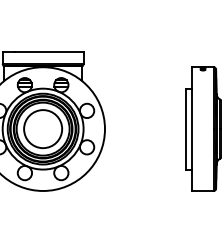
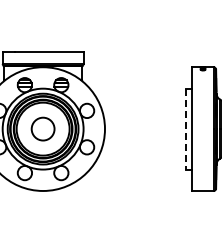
circle diameter: 38 px -> 23 px (42, 128)
line: solid -> dashed (186, 129)
